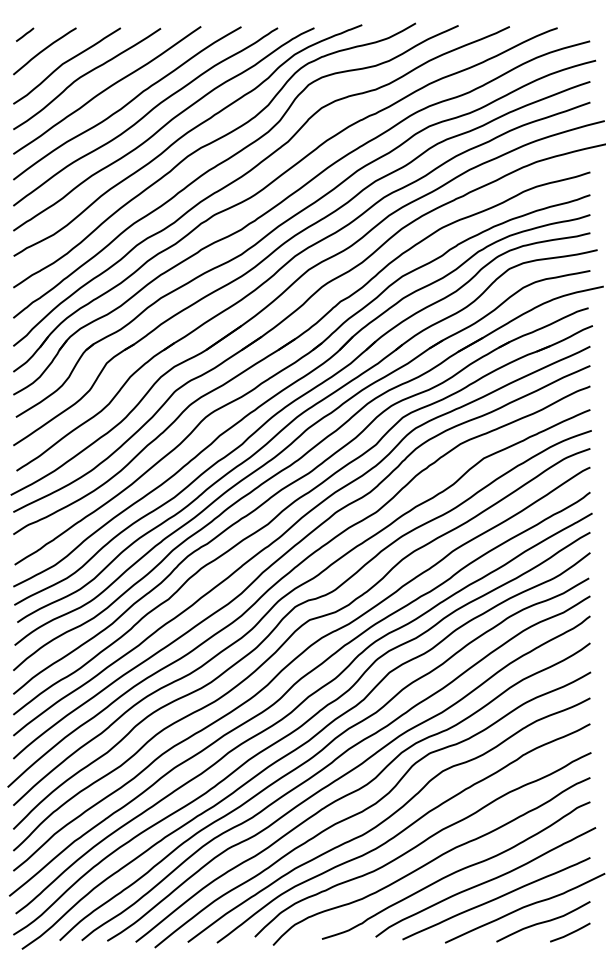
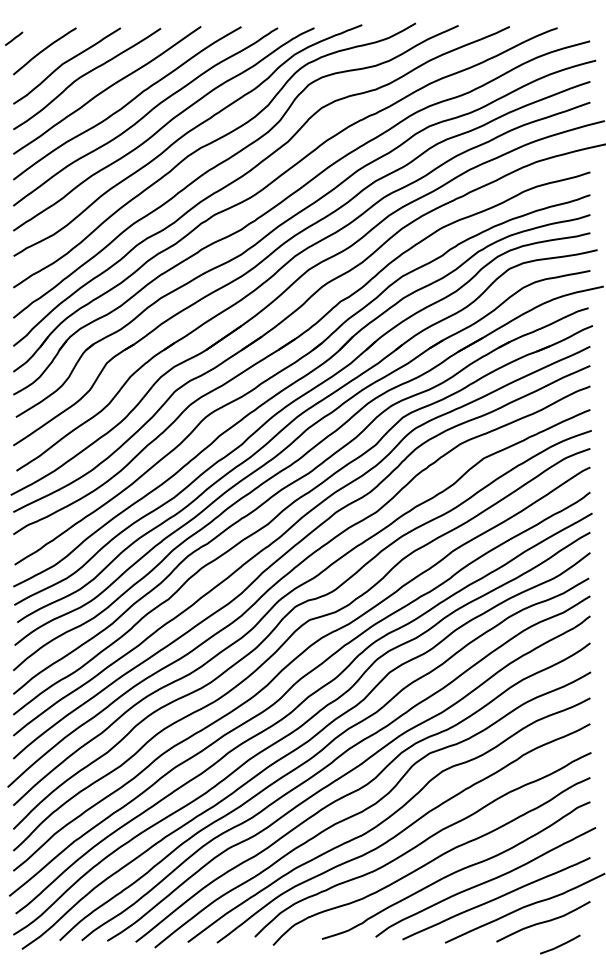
line position: (25, 34) -> (14, 38) (14, 38)
line position: (570, 932) -> (560, 944) (560, 944)
